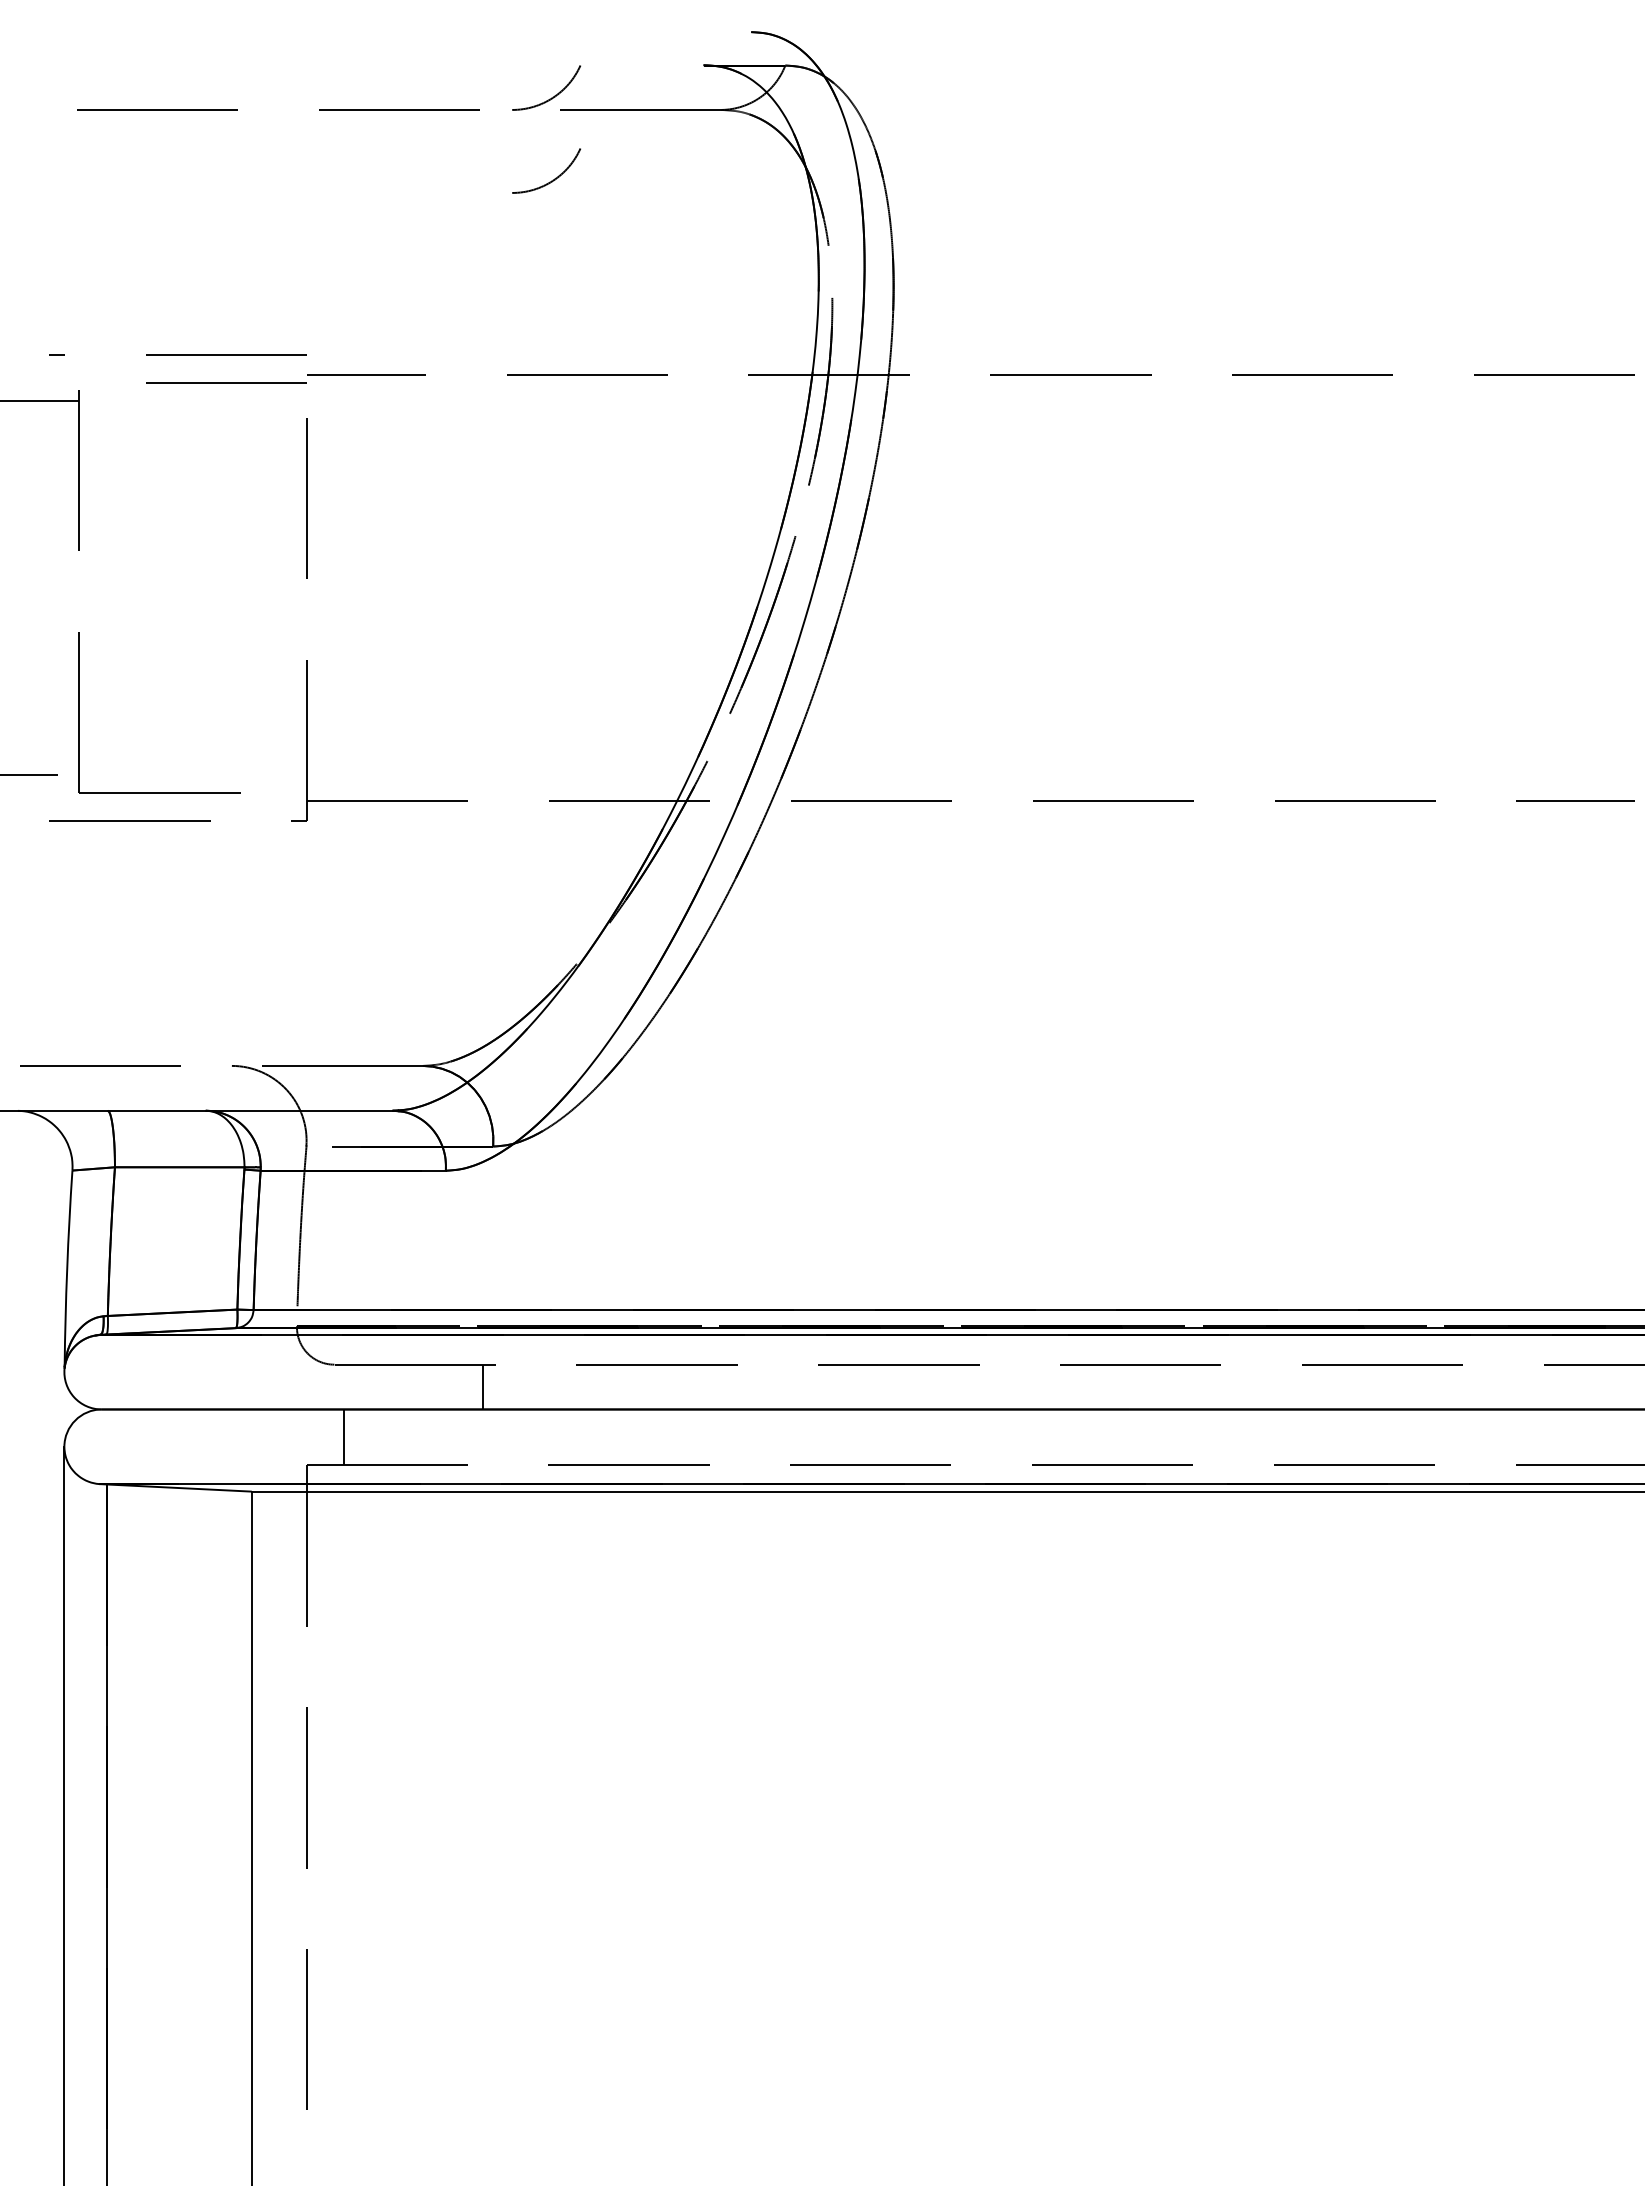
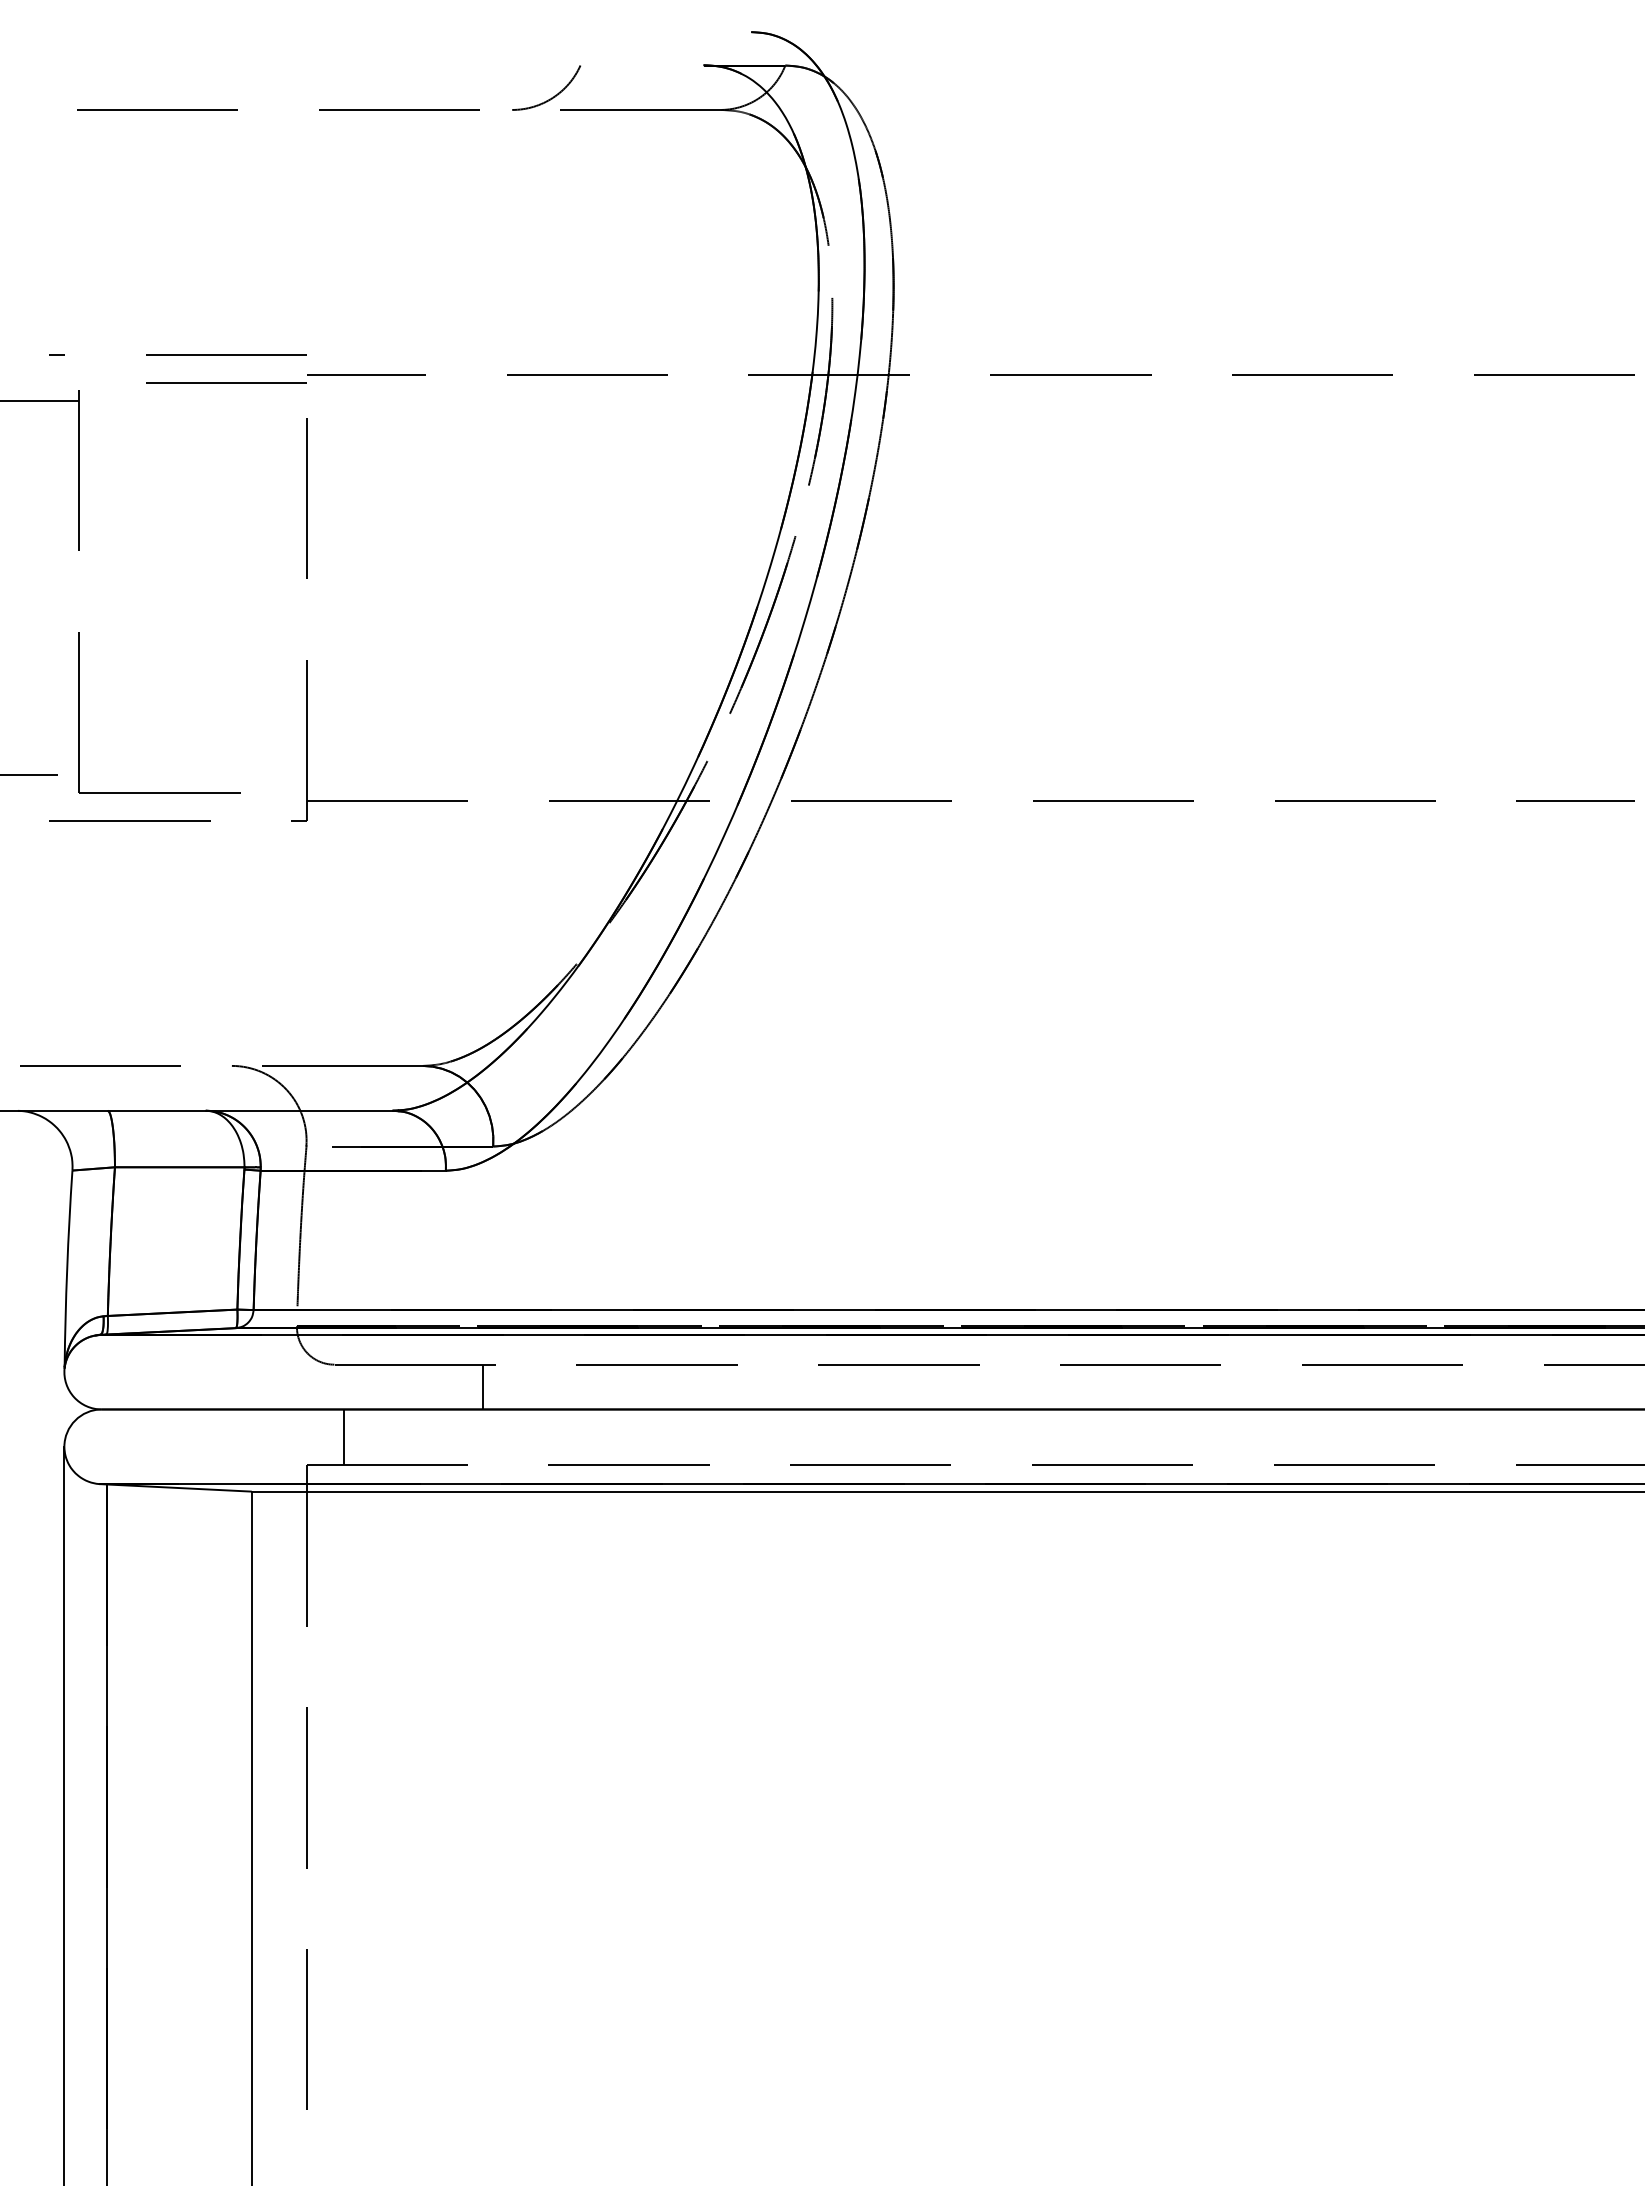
arc: present -> none (551, 180)
